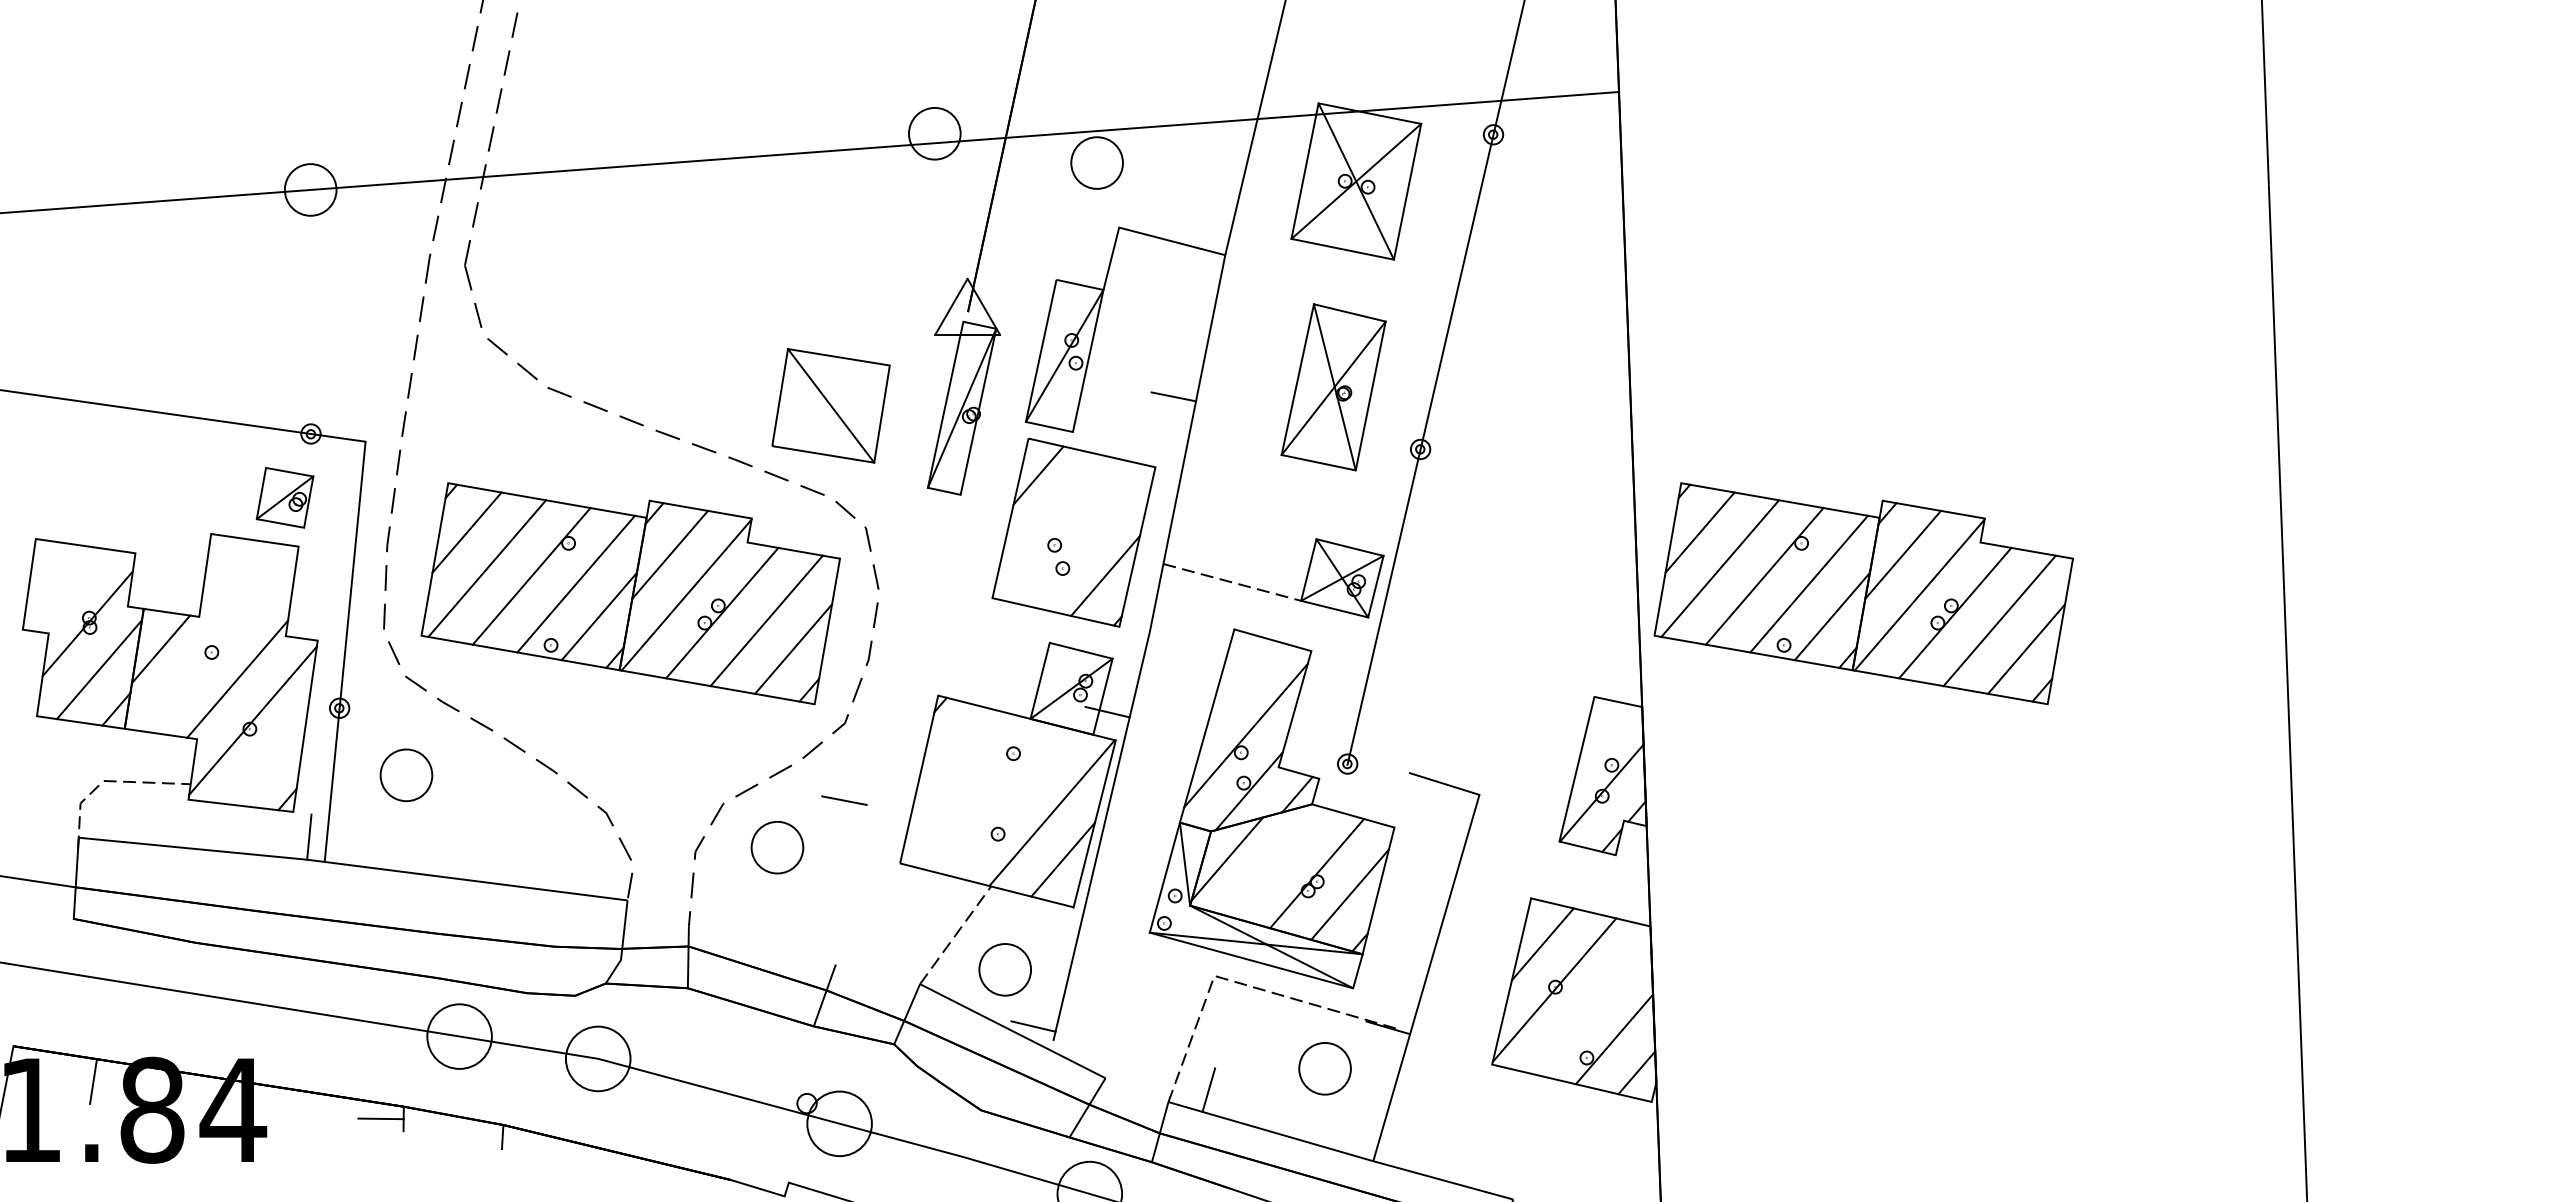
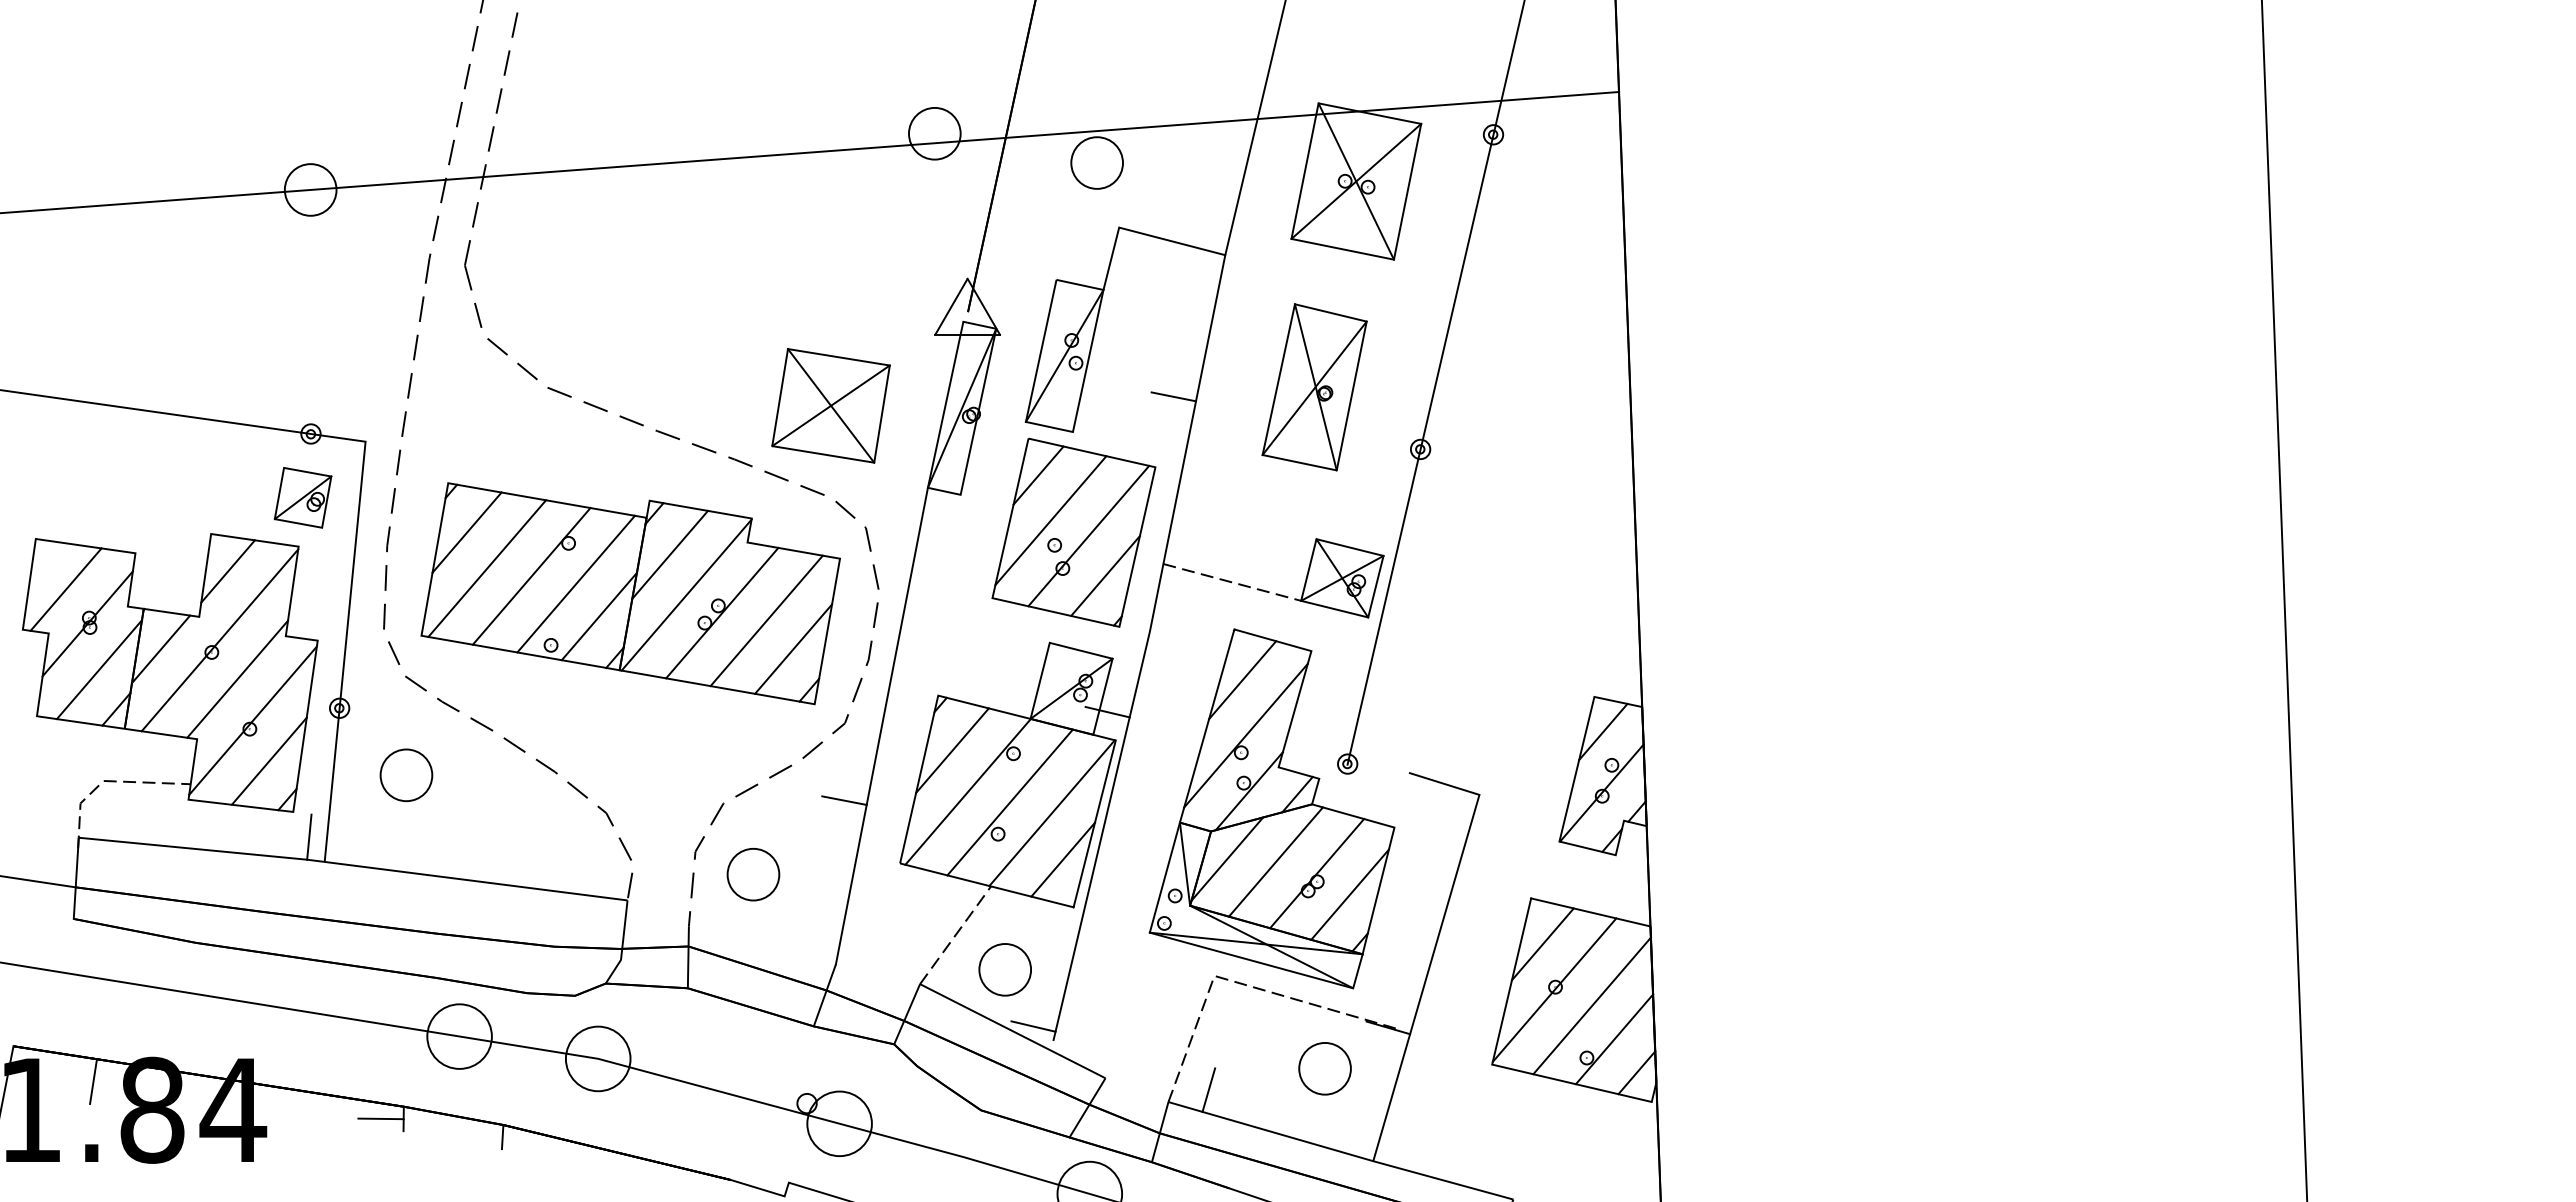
part position: (1333, 387) -> (1314, 387) (1314, 387)
line: none -> present (830, 405)
part position: (284, 497) -> (302, 497) (302, 497)
line: none -> present (1050, 520)
line: none -> present (1088, 535)
line: none -> present (227, 571)
line: none -> present (65, 589)
part: present -> none (1863, 593)
line: none -> present (219, 640)
line: none -> present (1242, 680)
line: none -> present (881, 725)
line: none -> present (1603, 731)
line: none -> present (952, 750)
line: none -> present (268, 760)
line: none -> present (967, 791)
line: none -> present (1009, 802)
part position: (777, 847) -> (753, 874) (753, 874)
line: none -> present (1275, 861)
line: none -> present (1591, 1005)
